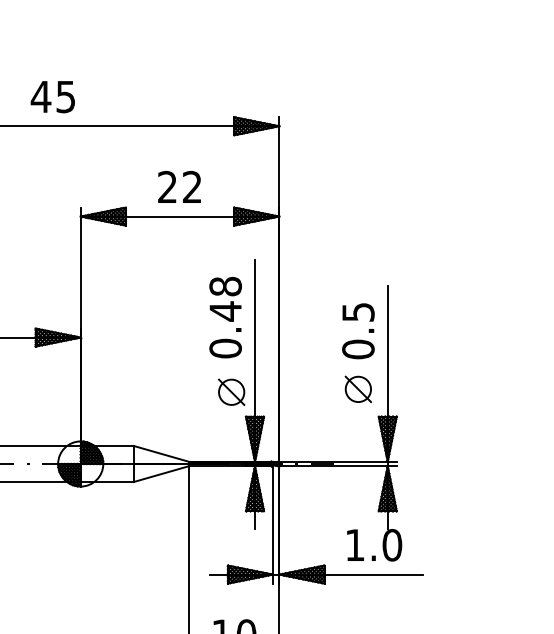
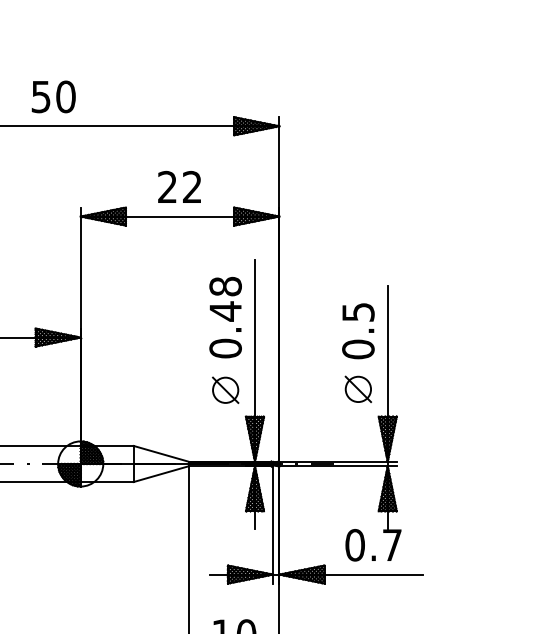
text: 45 -> 50 (52, 96)
part position: (231, 391) -> (225, 389) (225, 389)
text: 1.0 -> 0.7 (373, 545)
